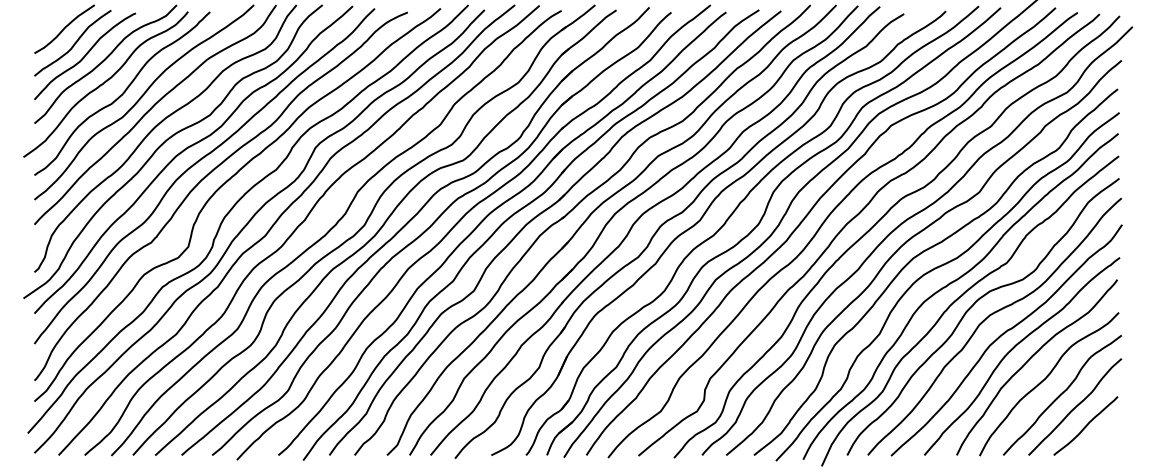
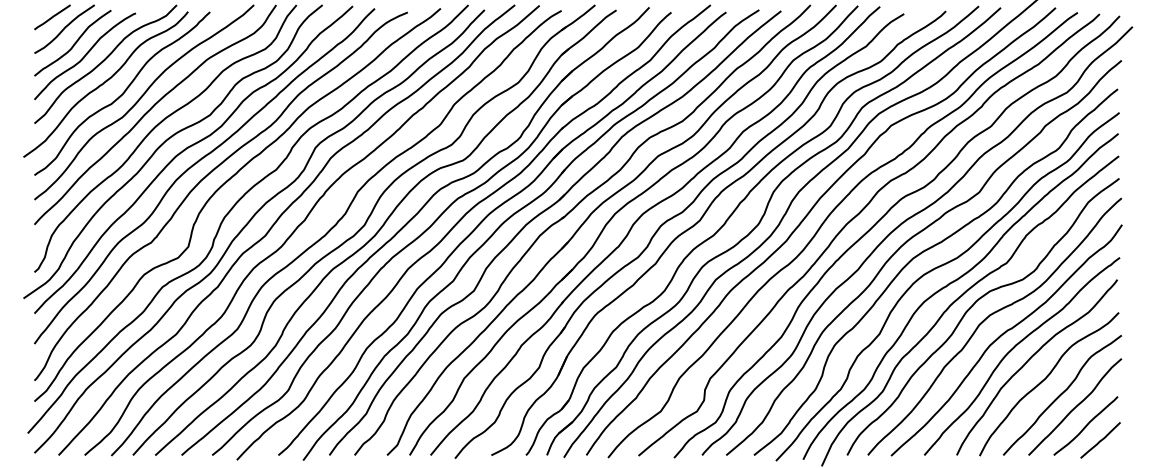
line: none -> present (52, 17)
line: none -> present (1100, 440)
